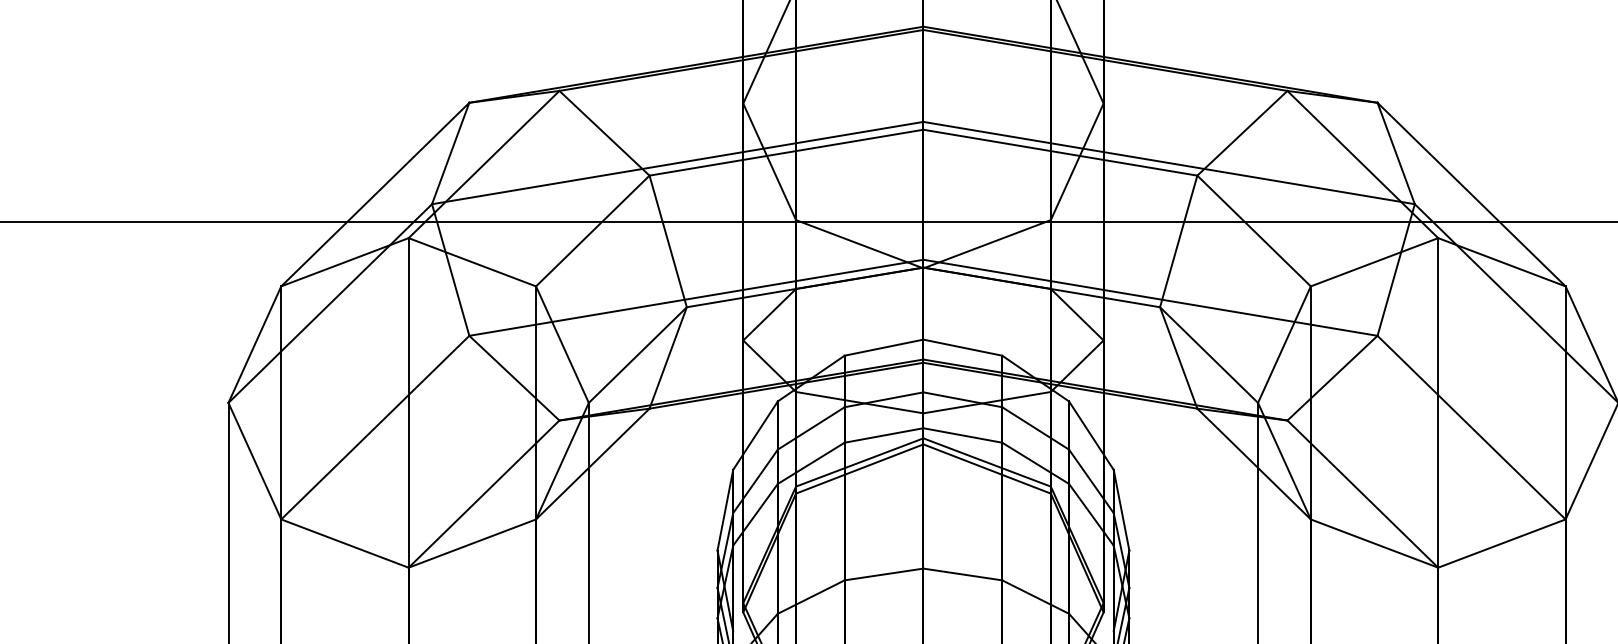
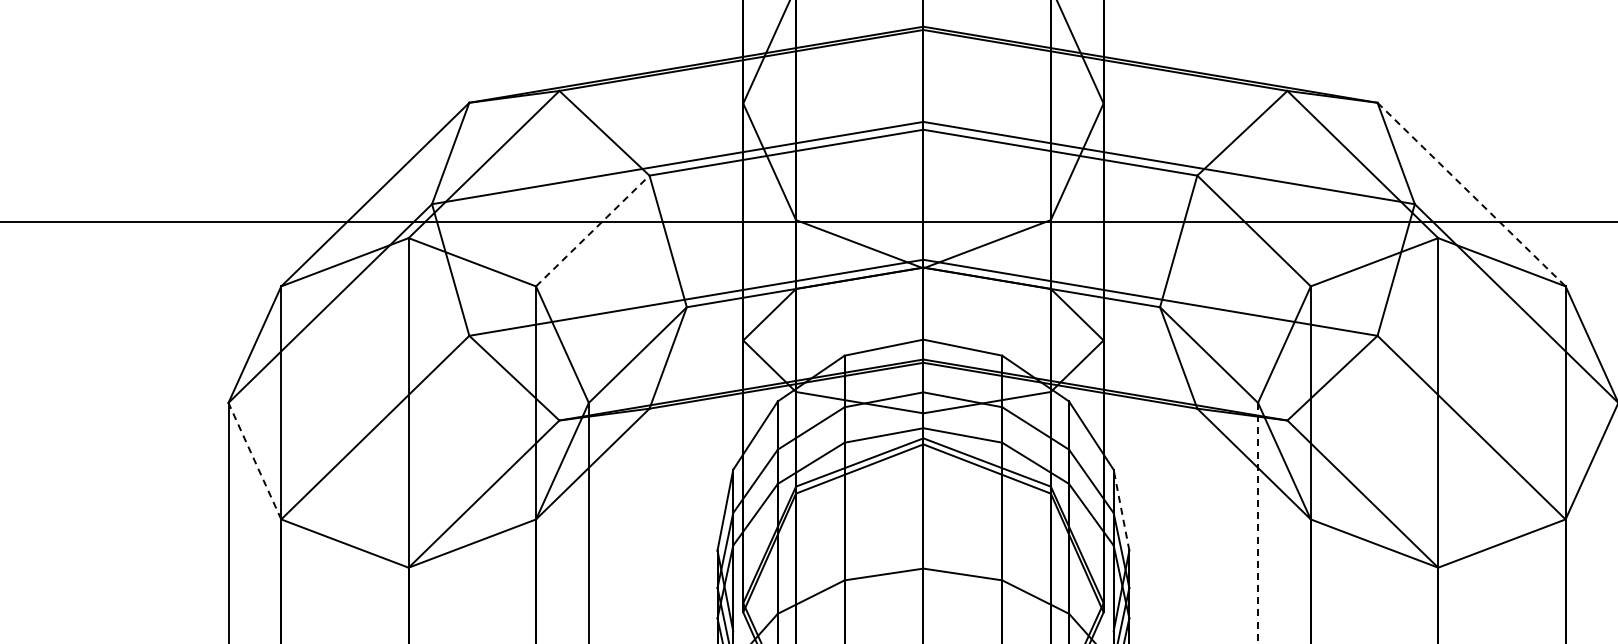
line: solid -> dashed (1471, 194)
line: solid -> dashed (593, 230)
line: solid -> dashed (254, 461)
line: solid -> dashed (1121, 509)
line: solid -> dashed (1258, 523)
